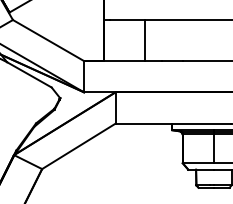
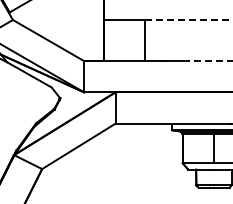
line: solid -> dashed (188, 19)
line: solid -> dashed (208, 61)
